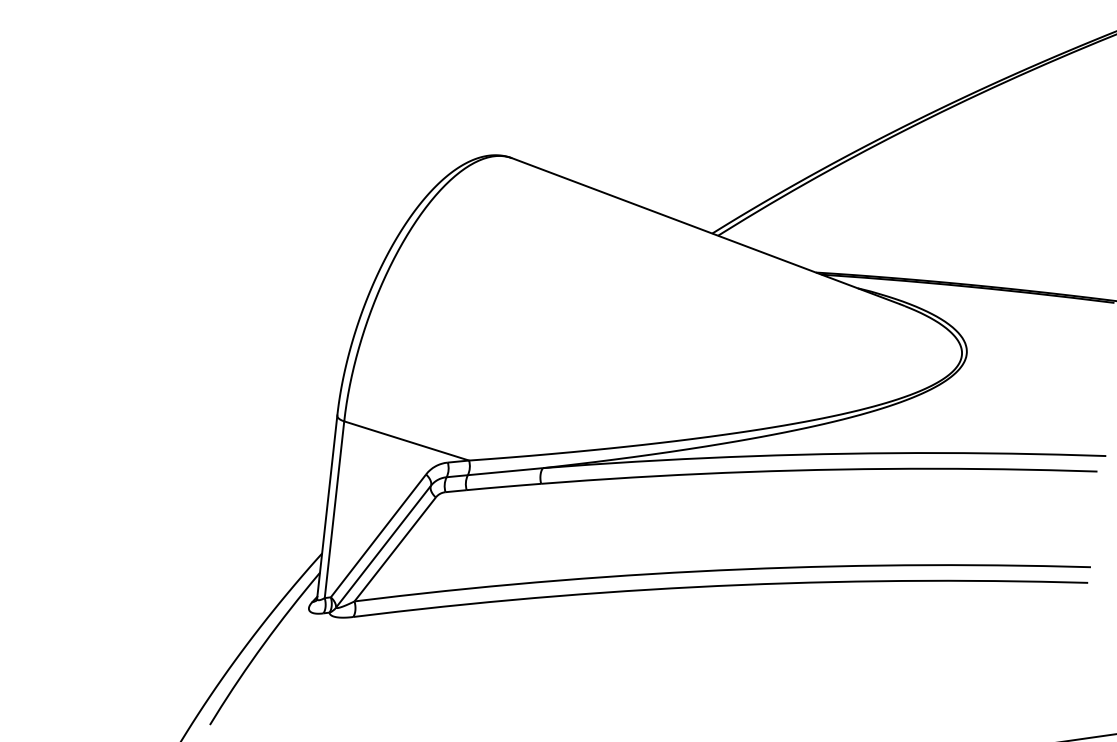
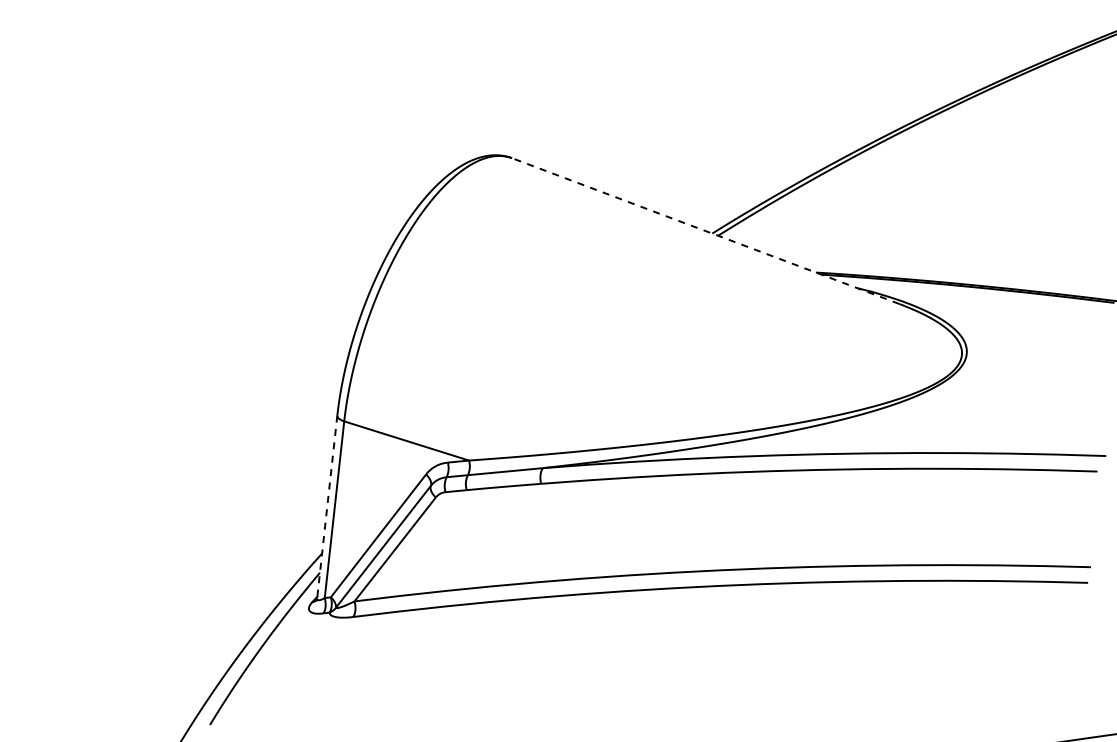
line: solid -> dashed (705, 231)
line: solid -> dashed (327, 507)
